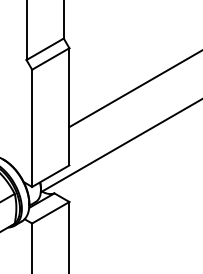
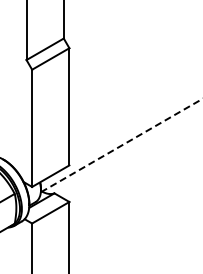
line: present -> none (134, 89)
line: solid -> dashed (121, 145)
